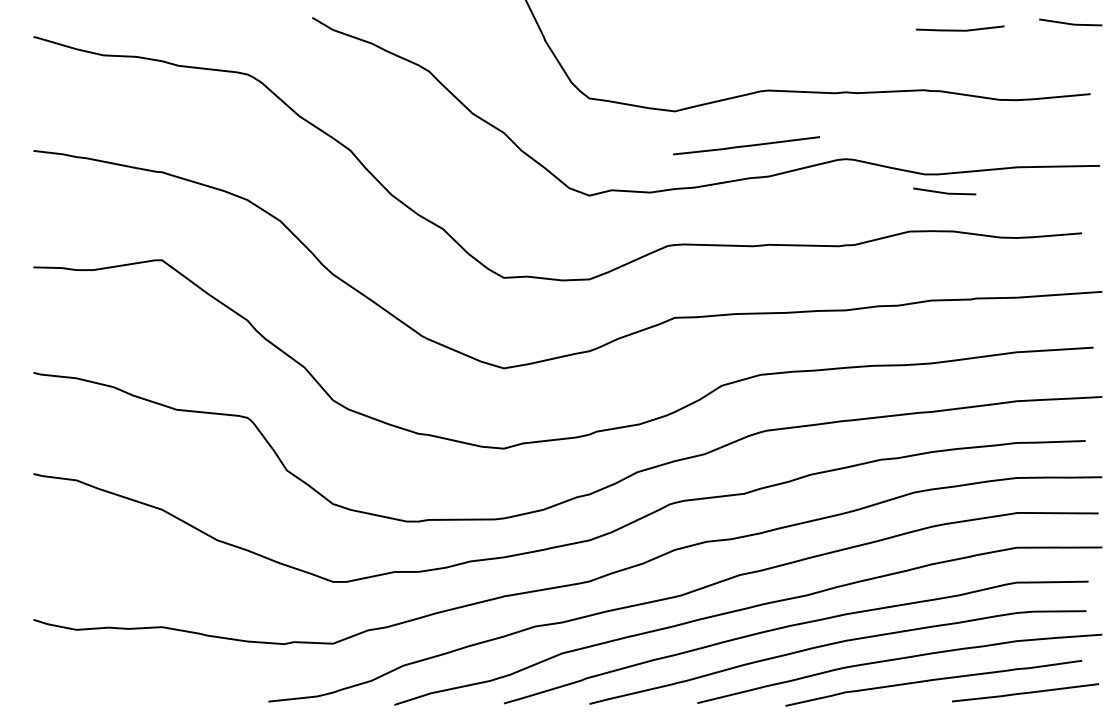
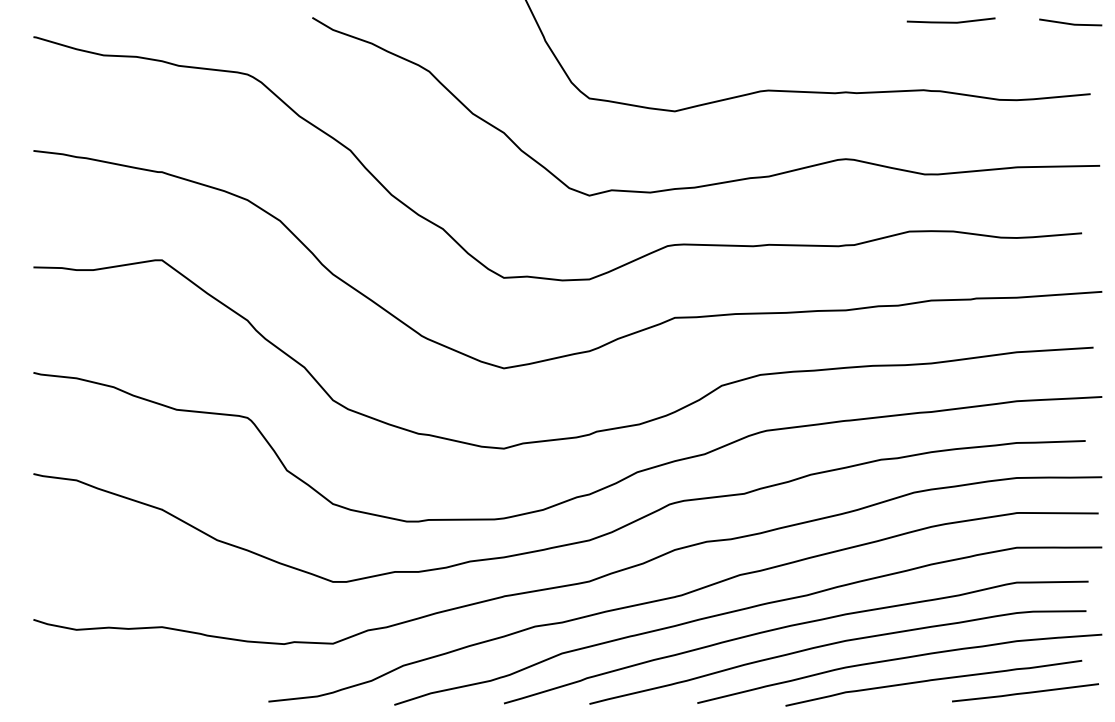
line position: (959, 29) -> (950, 21) (950, 21)
line: present -> none (746, 145)
line: present -> none (944, 192)
